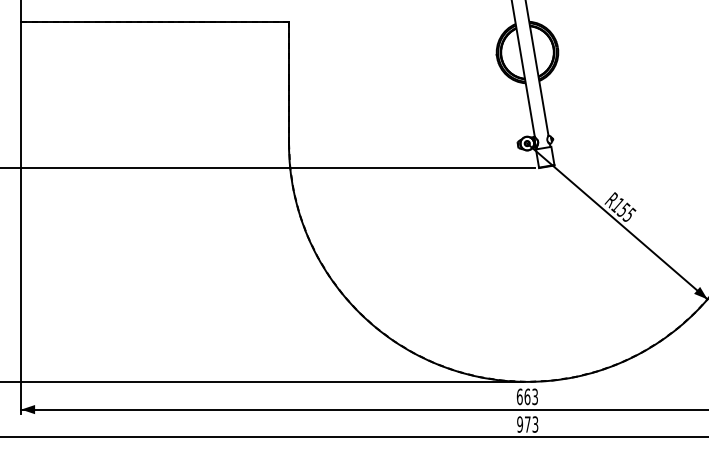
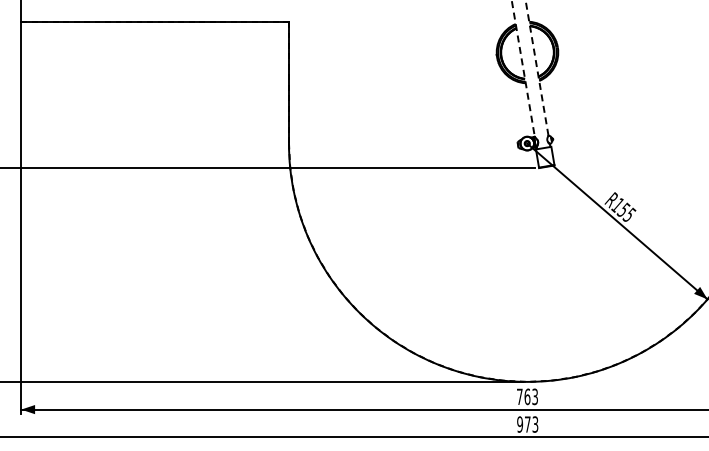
line: solid -> dashed (537, 67)
line: solid -> dashed (523, 69)
text: 663 -> 763 (519, 396)
